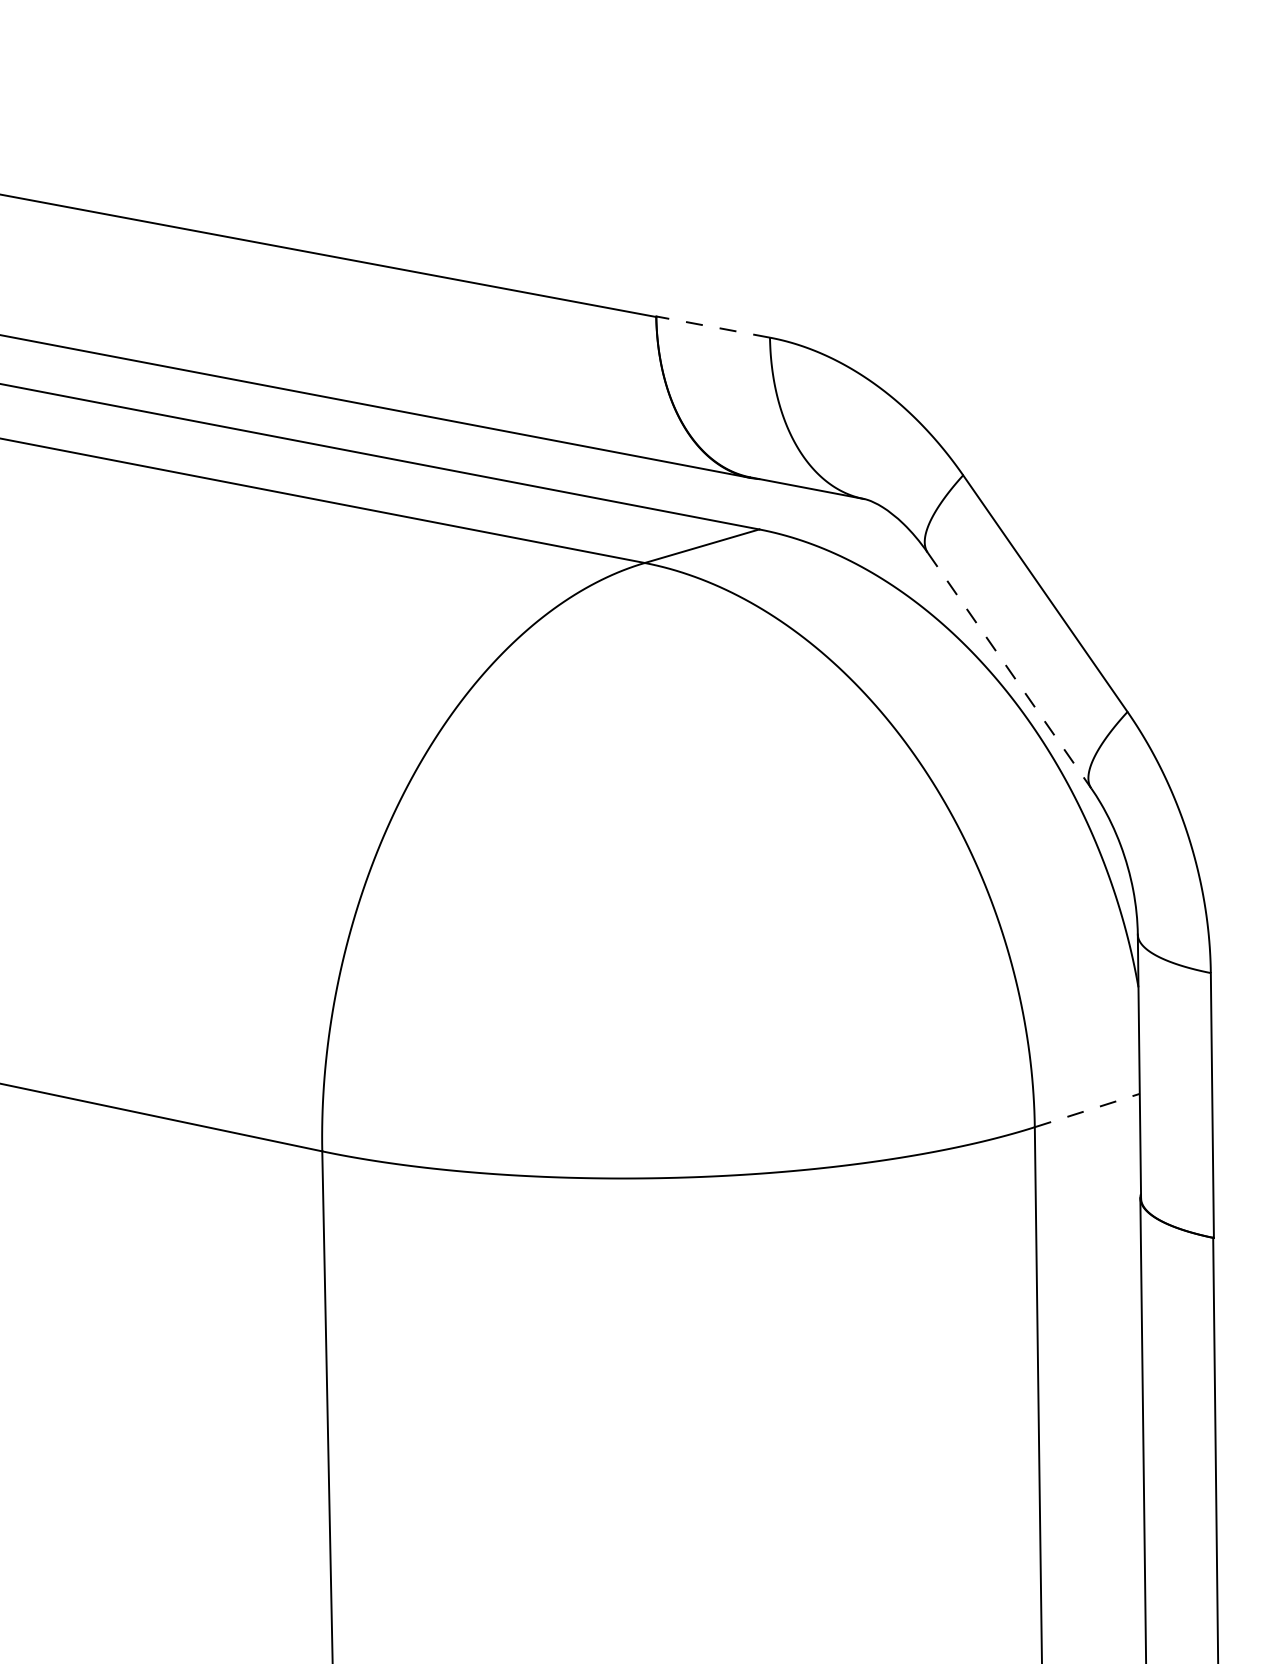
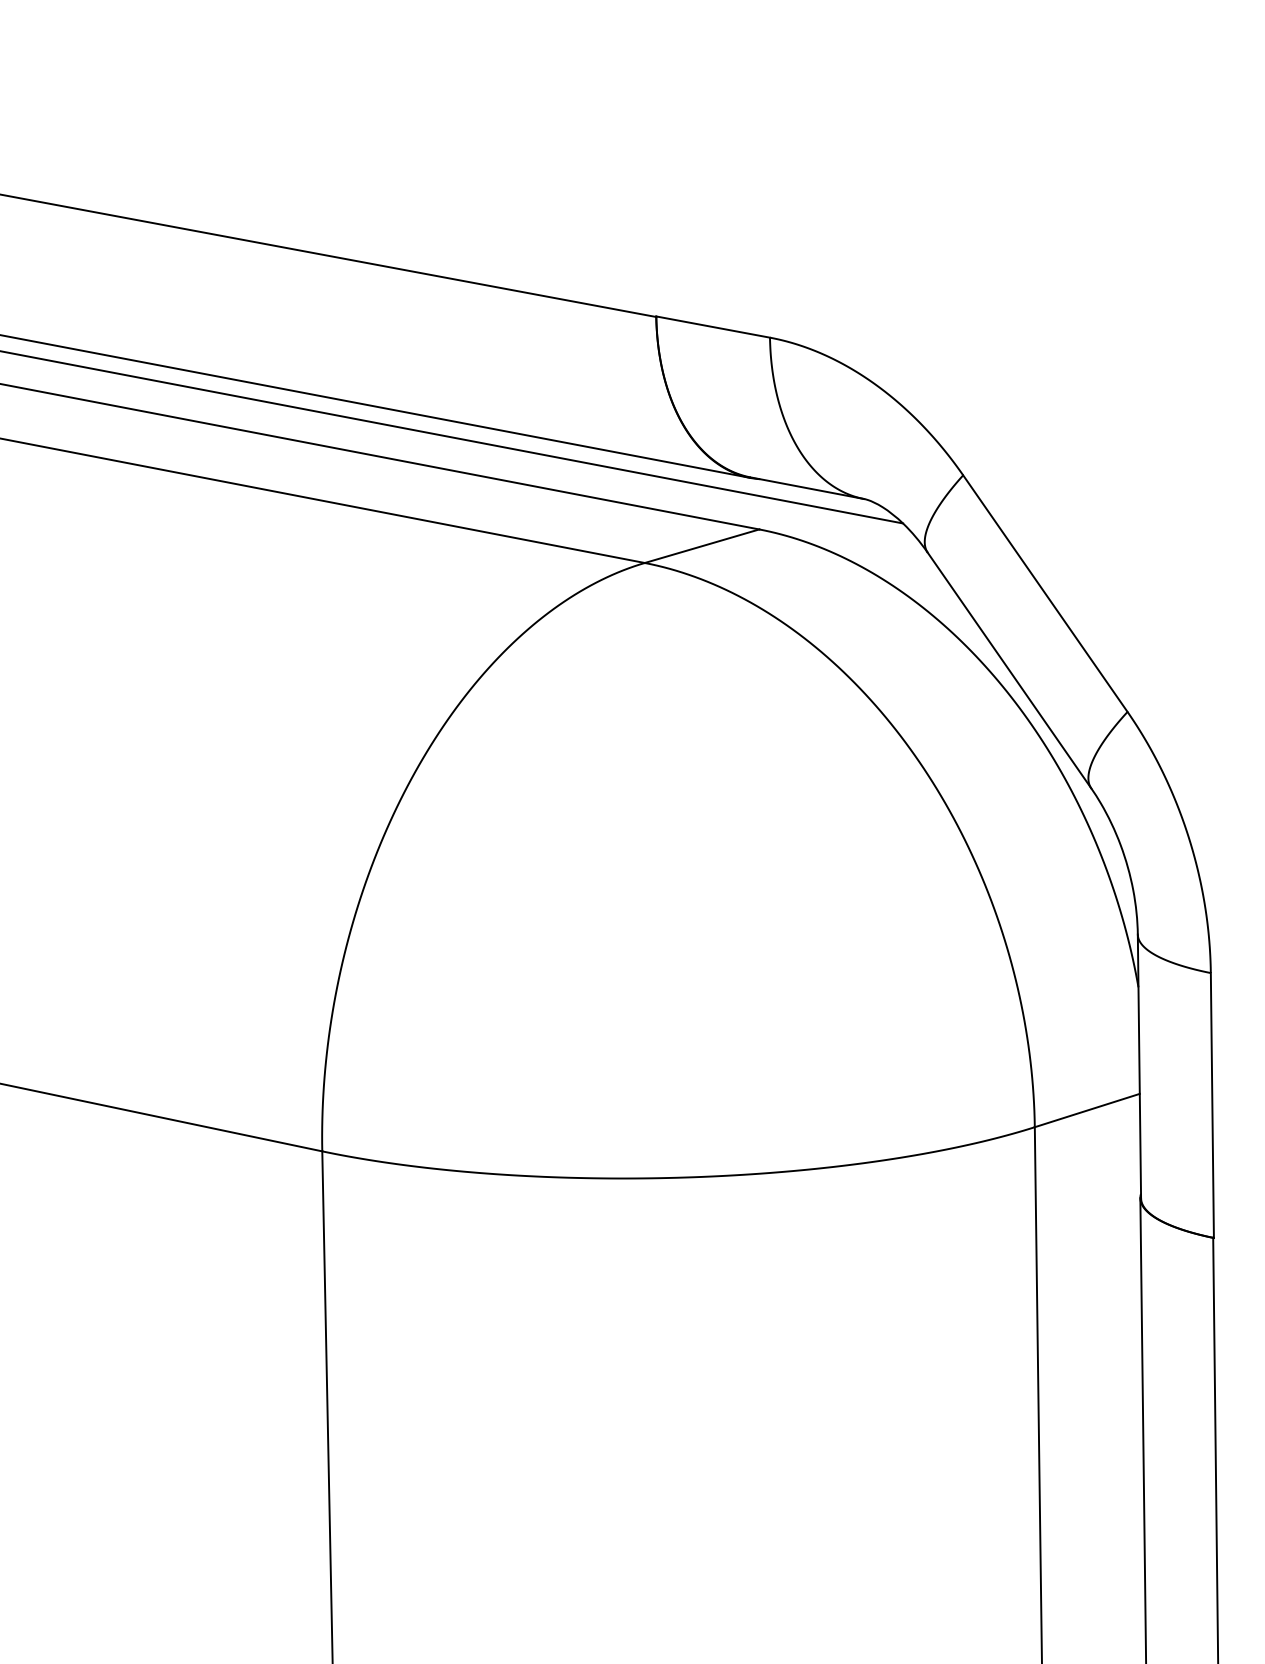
line: dashed -> solid (713, 327)
line: none -> present (452, 437)
line: dashed -> solid (1009, 671)
line: dashed -> solid (1087, 1110)
